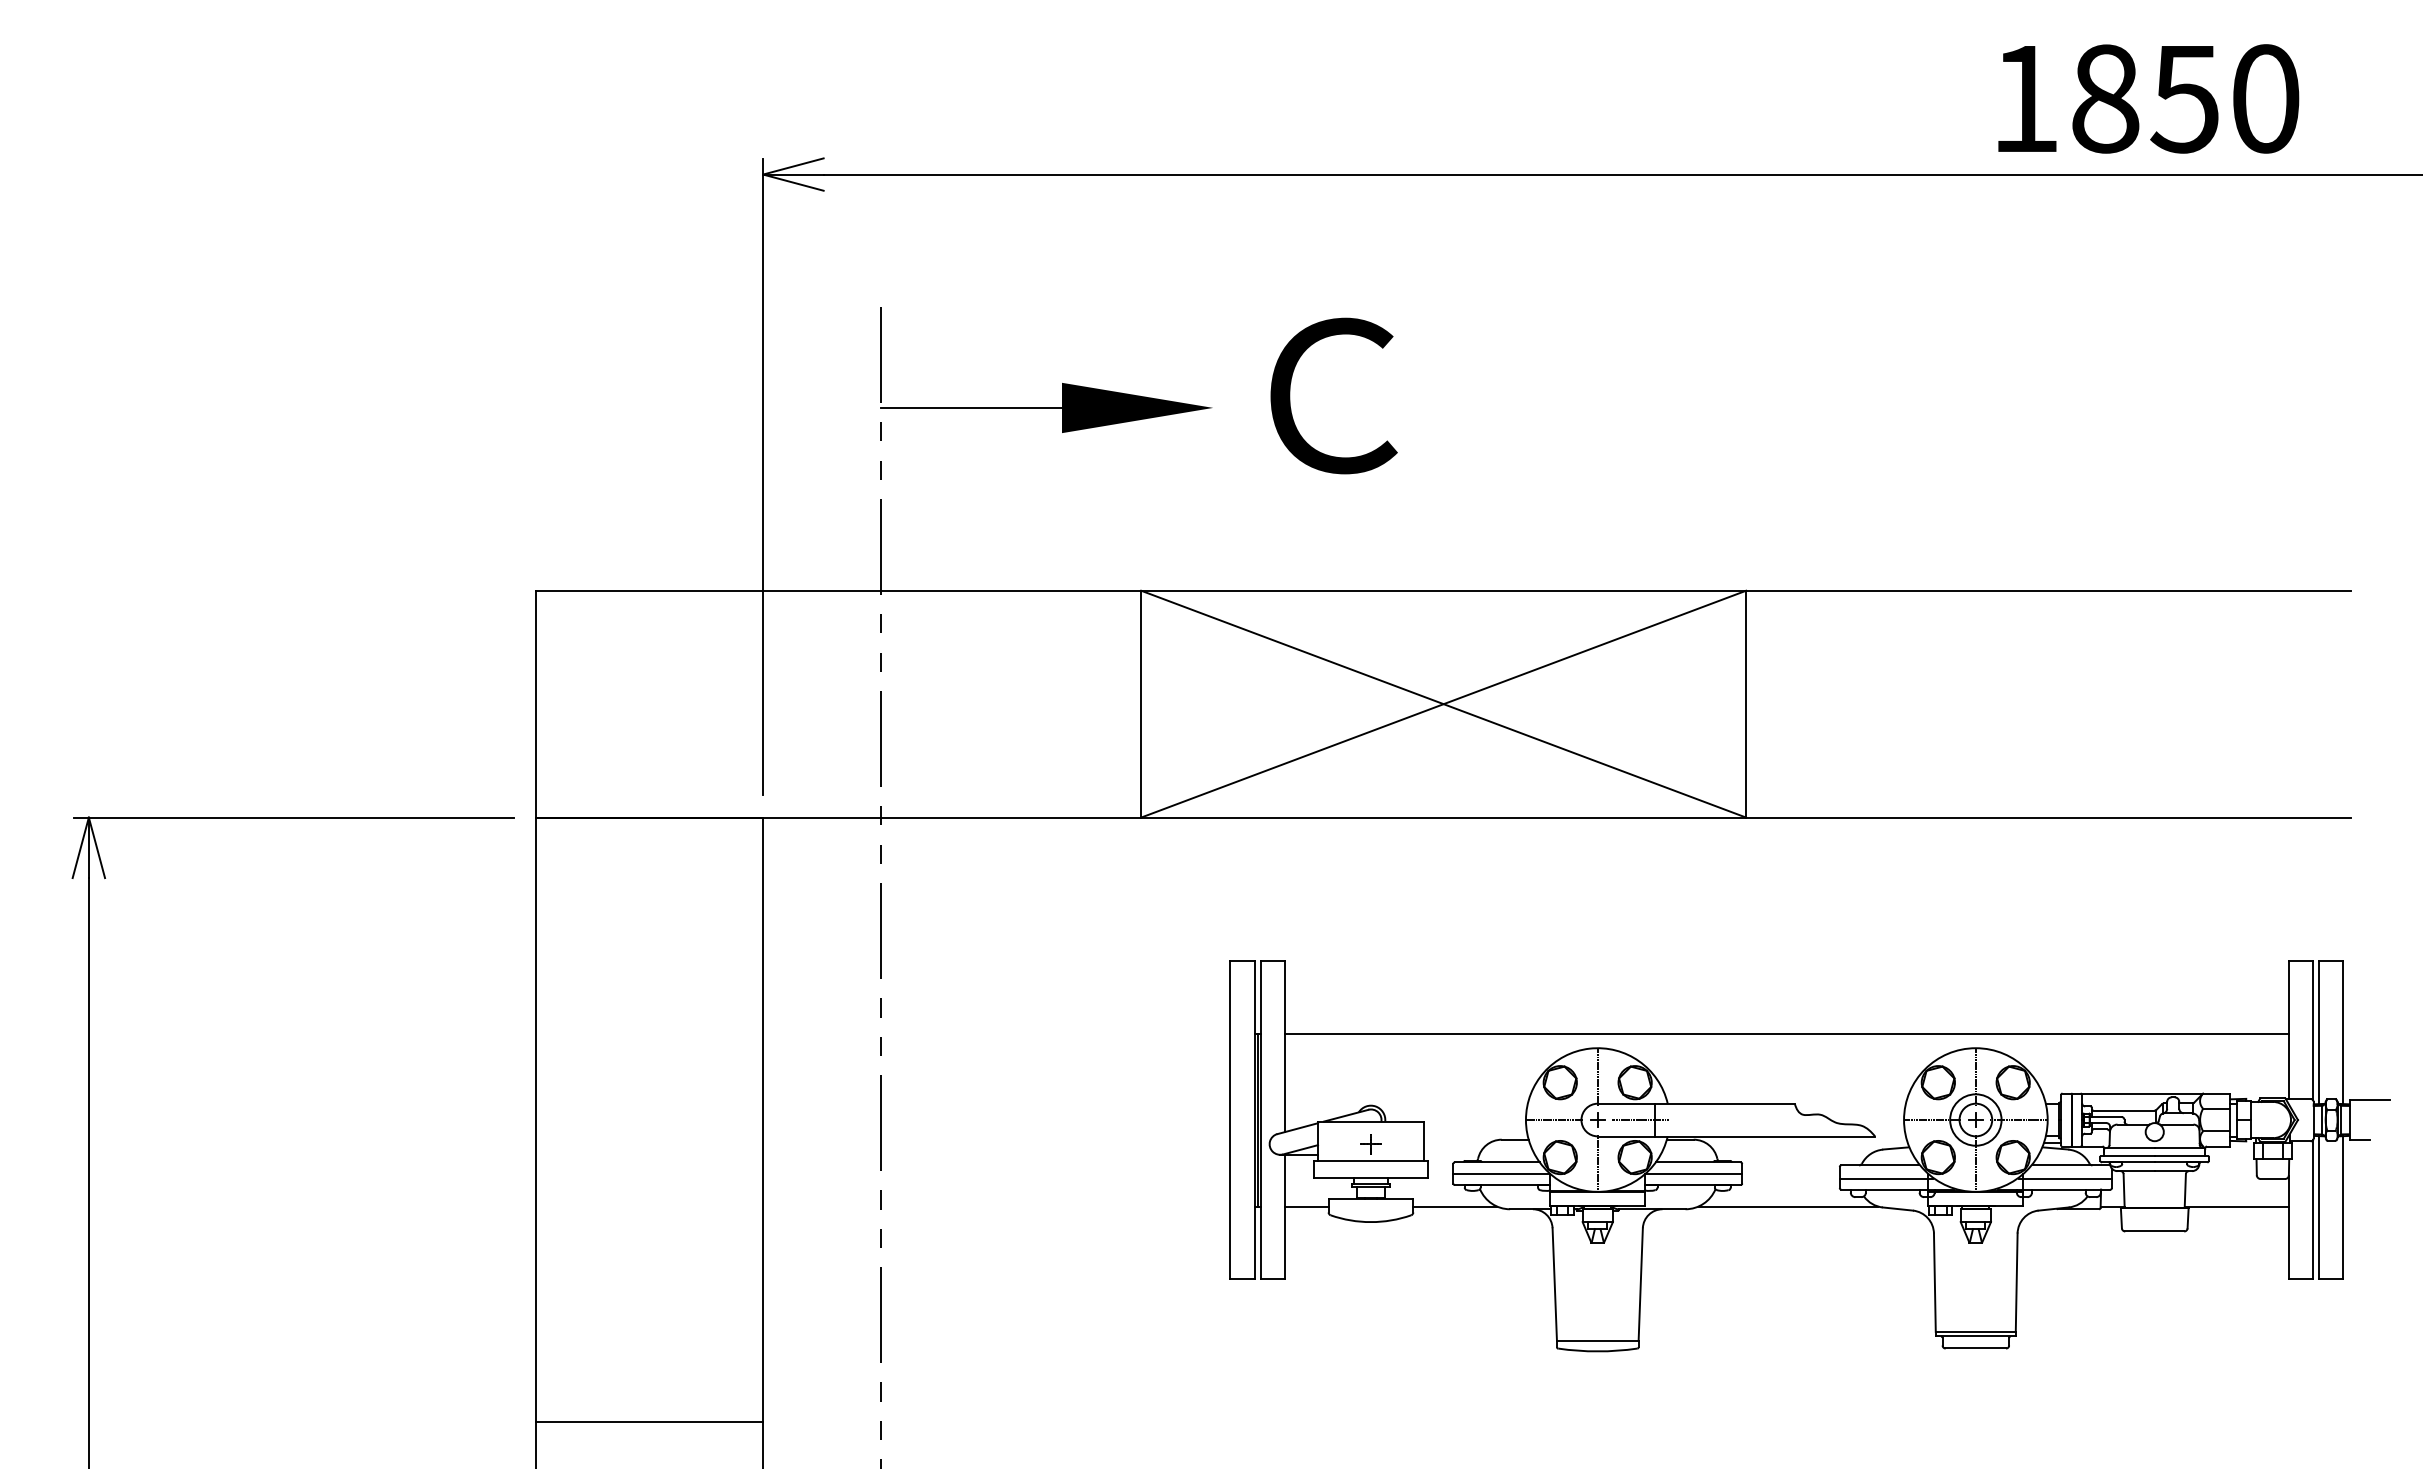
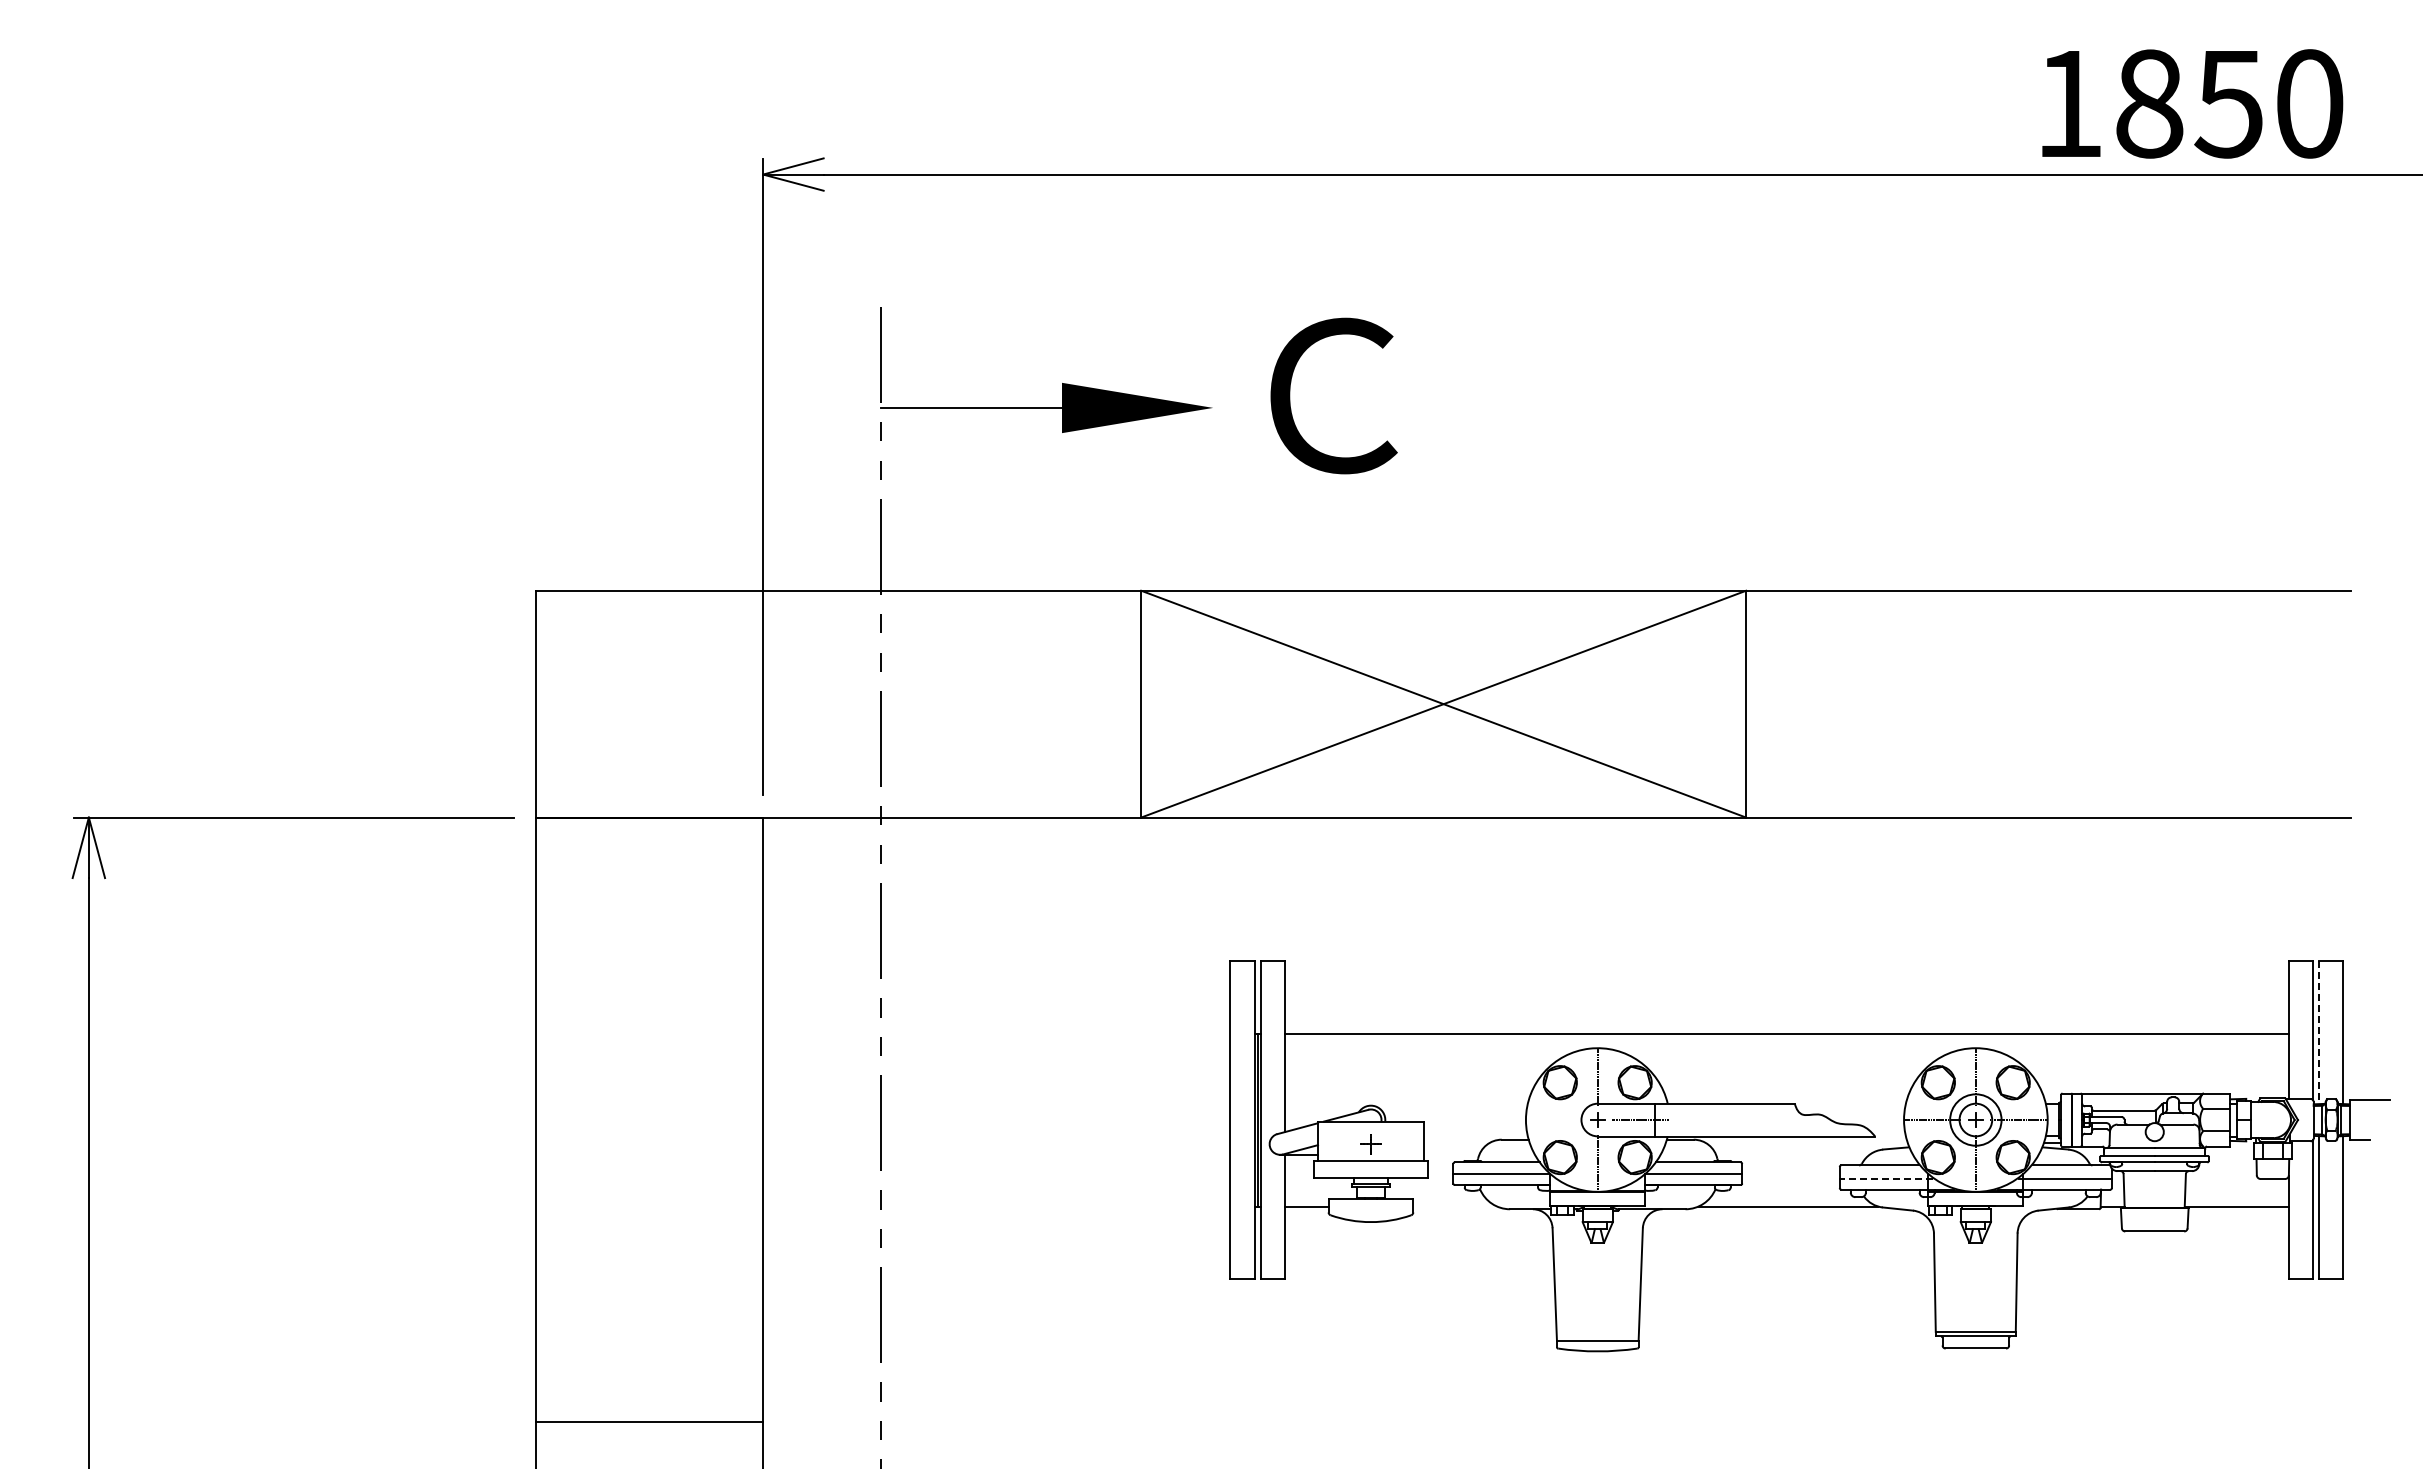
text position: (2148, 98) -> (2192, 103) (2192, 103)
line: solid -> dashed (2319, 1033)
line: present -> none (1554, 1120)
line: solid -> dashed (1886, 1179)
line: present -> none (1454, 1206)
